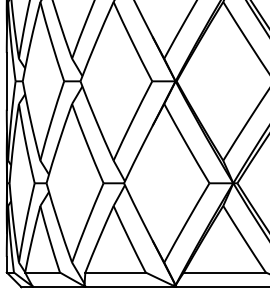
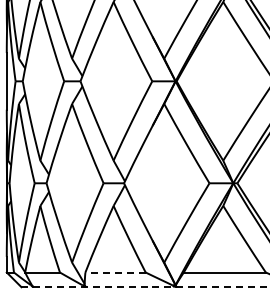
line: solid -> dashed (115, 272)
line: solid -> dashed (145, 287)
